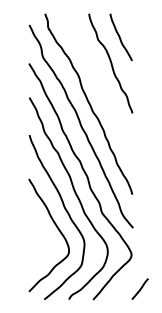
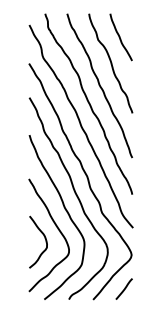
curve: none -> present (99, 85)
curve: none -> present (44, 238)
line position: (140, 288) -> (124, 288) (124, 288)
